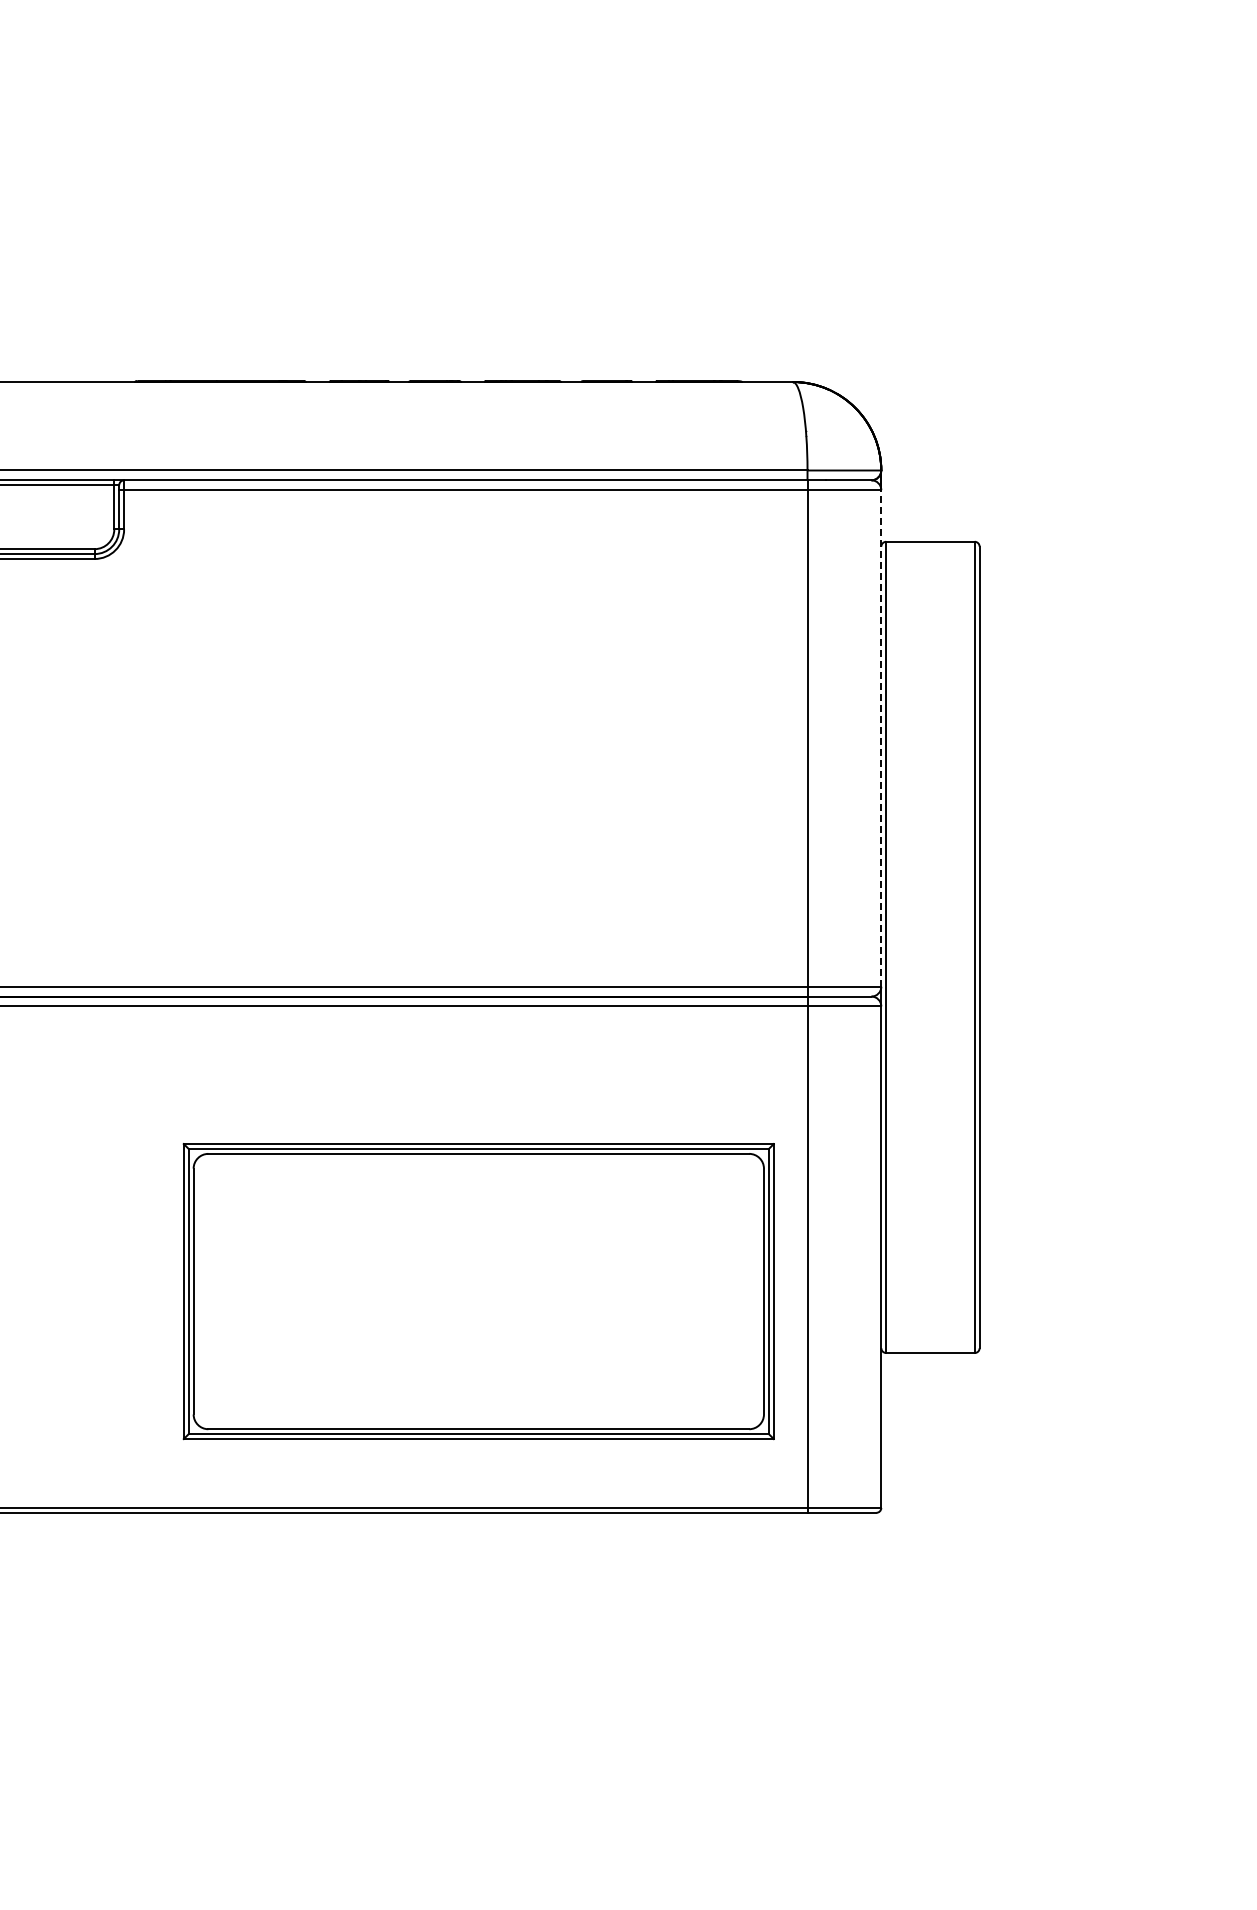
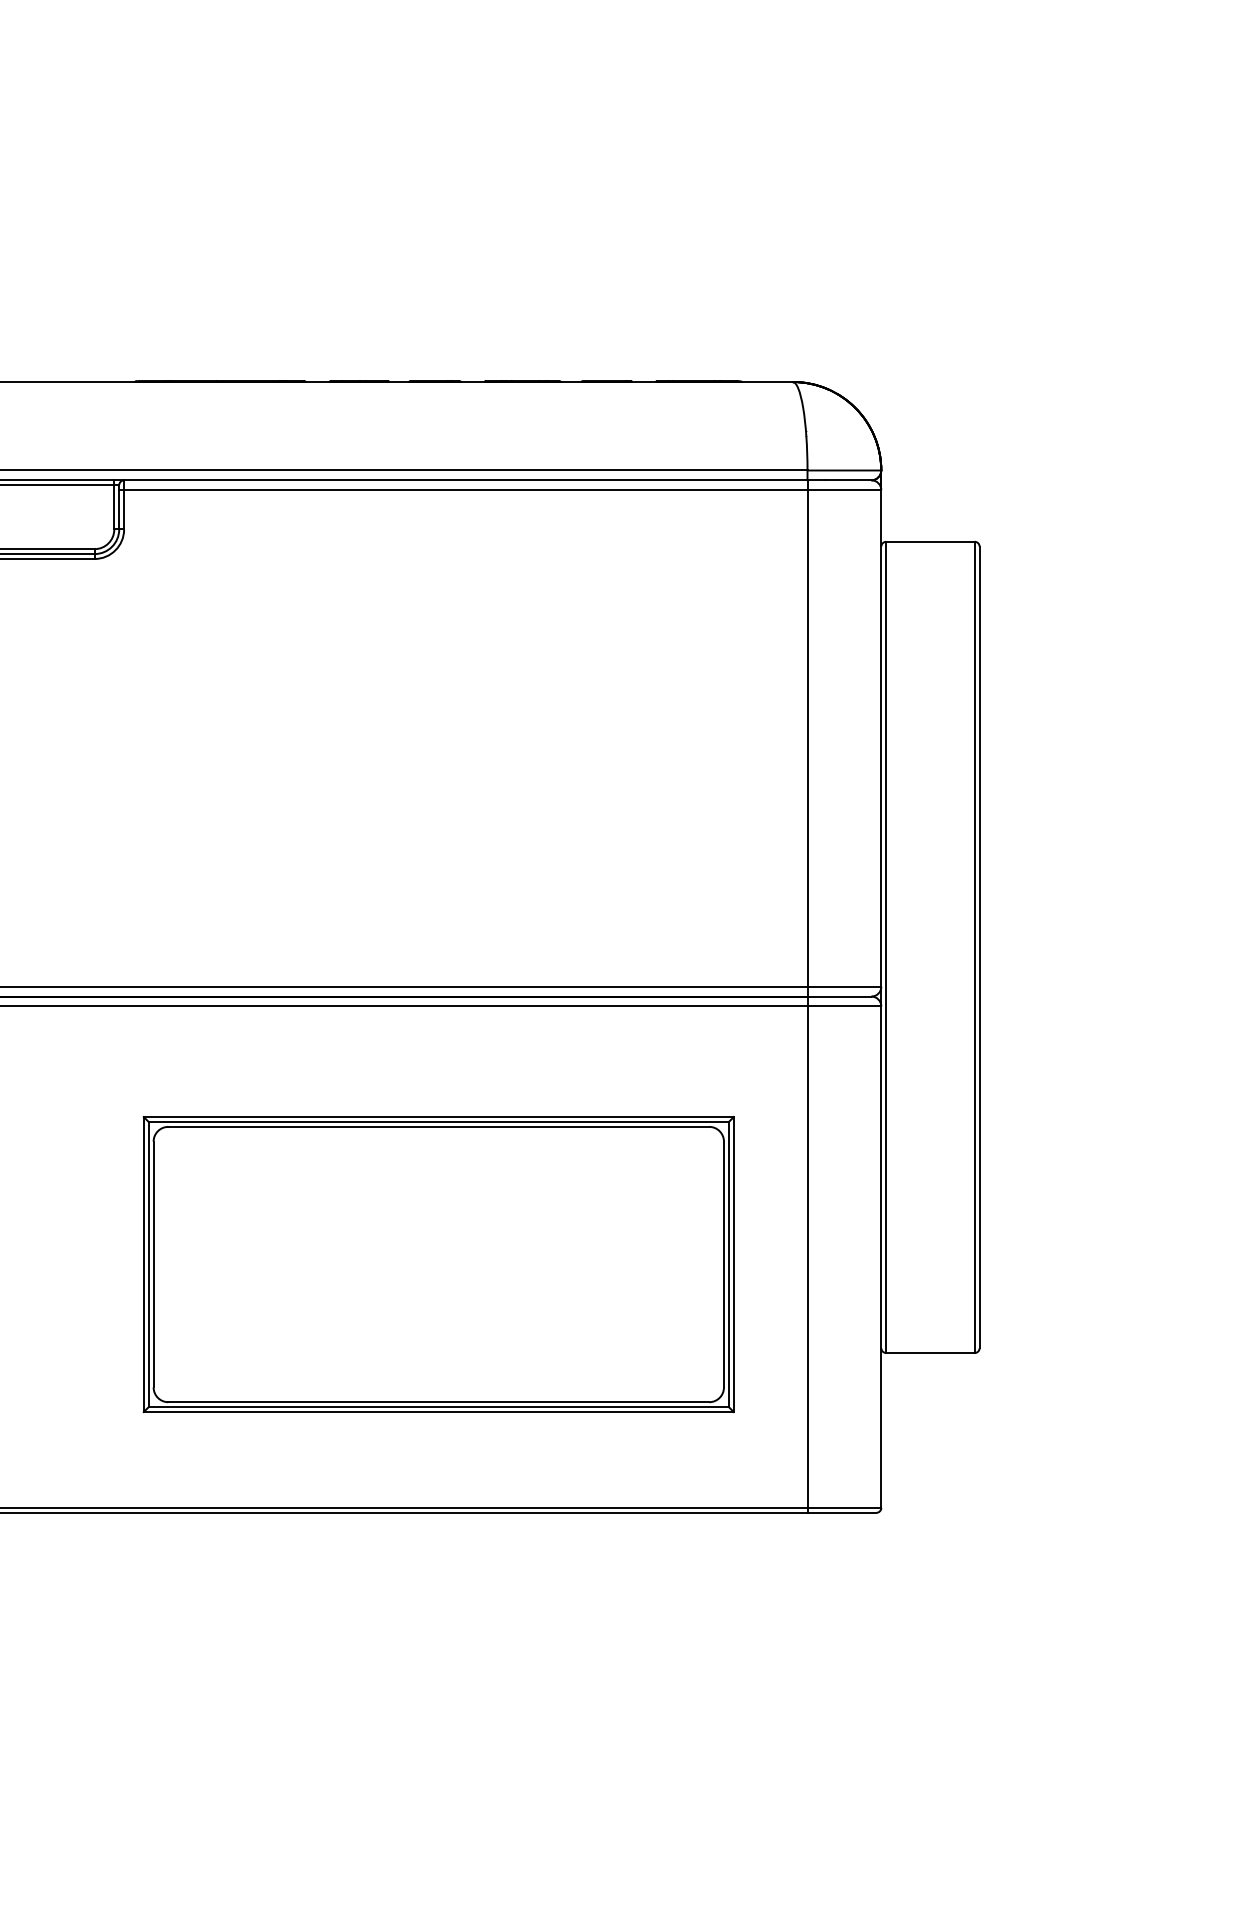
line: dashed -> solid (881, 737)
part position: (478, 1291) -> (438, 1264) (438, 1264)
